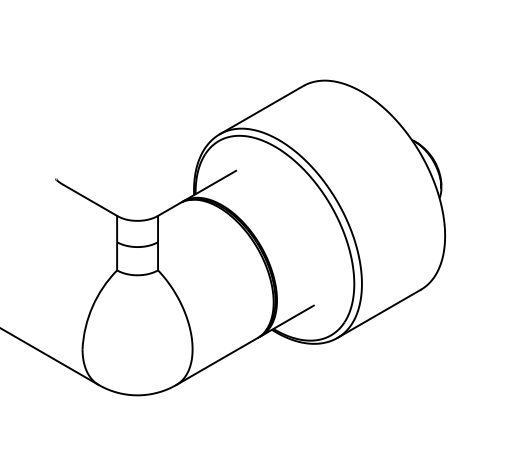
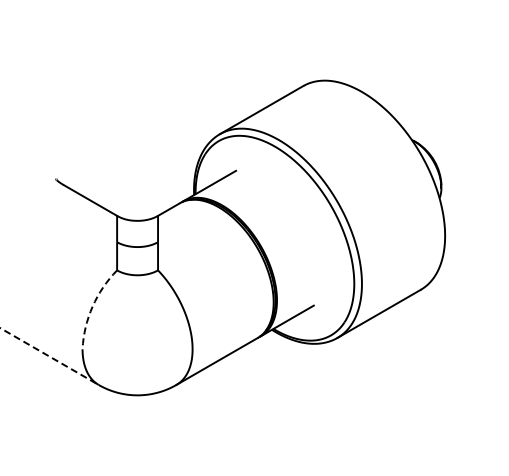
arc: solid -> dashed (92, 306)
line: solid -> dashed (49, 356)
